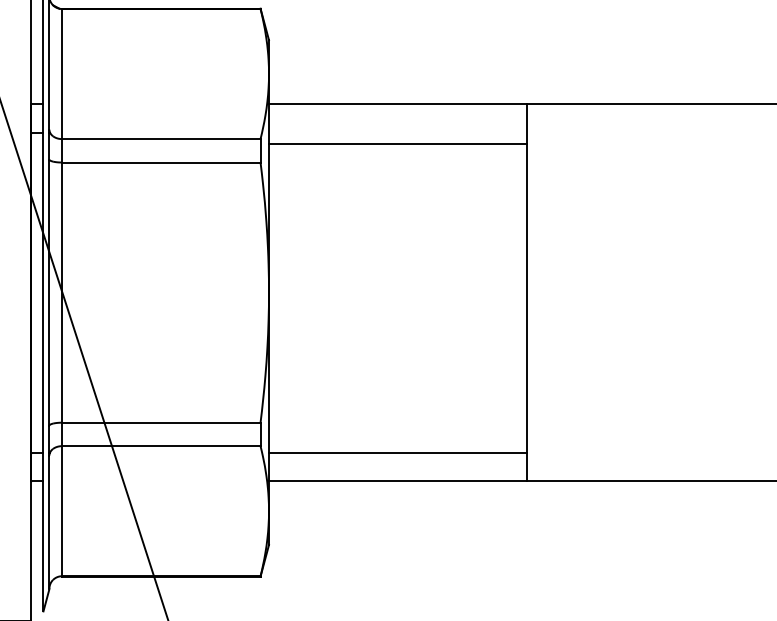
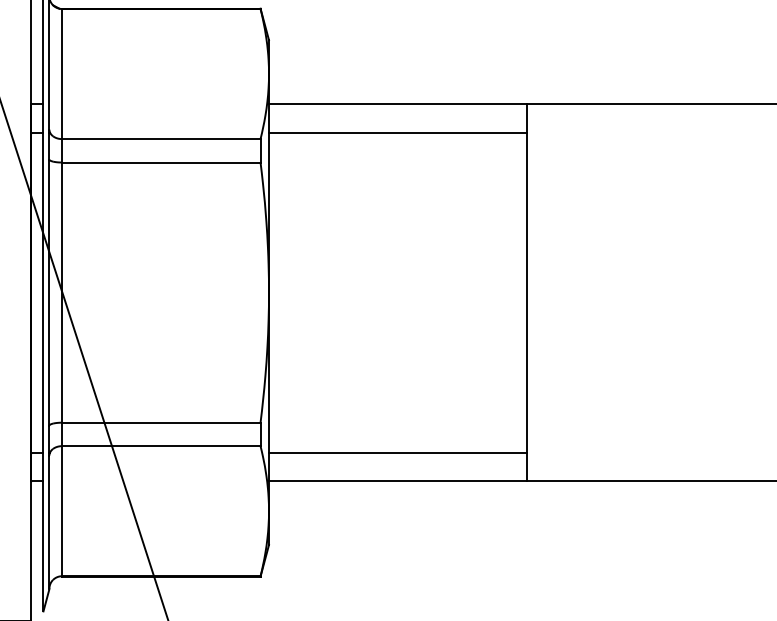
line position: (397, 143) -> (397, 132) (397, 132)
